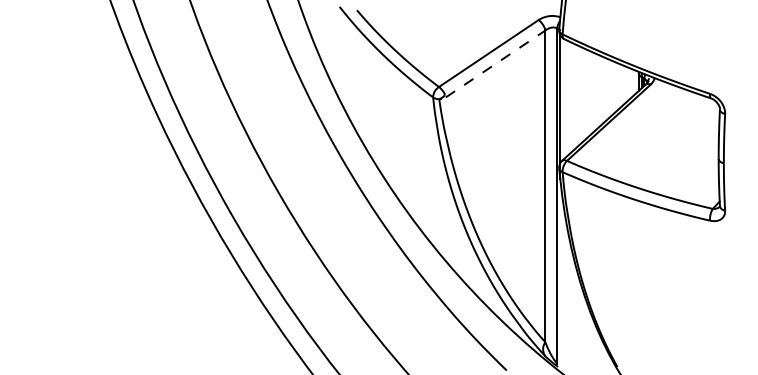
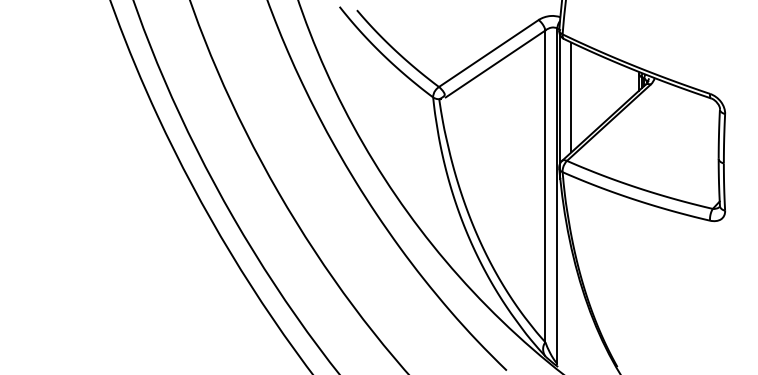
line: dashed -> solid (496, 63)
line: none -> present (571, 97)
